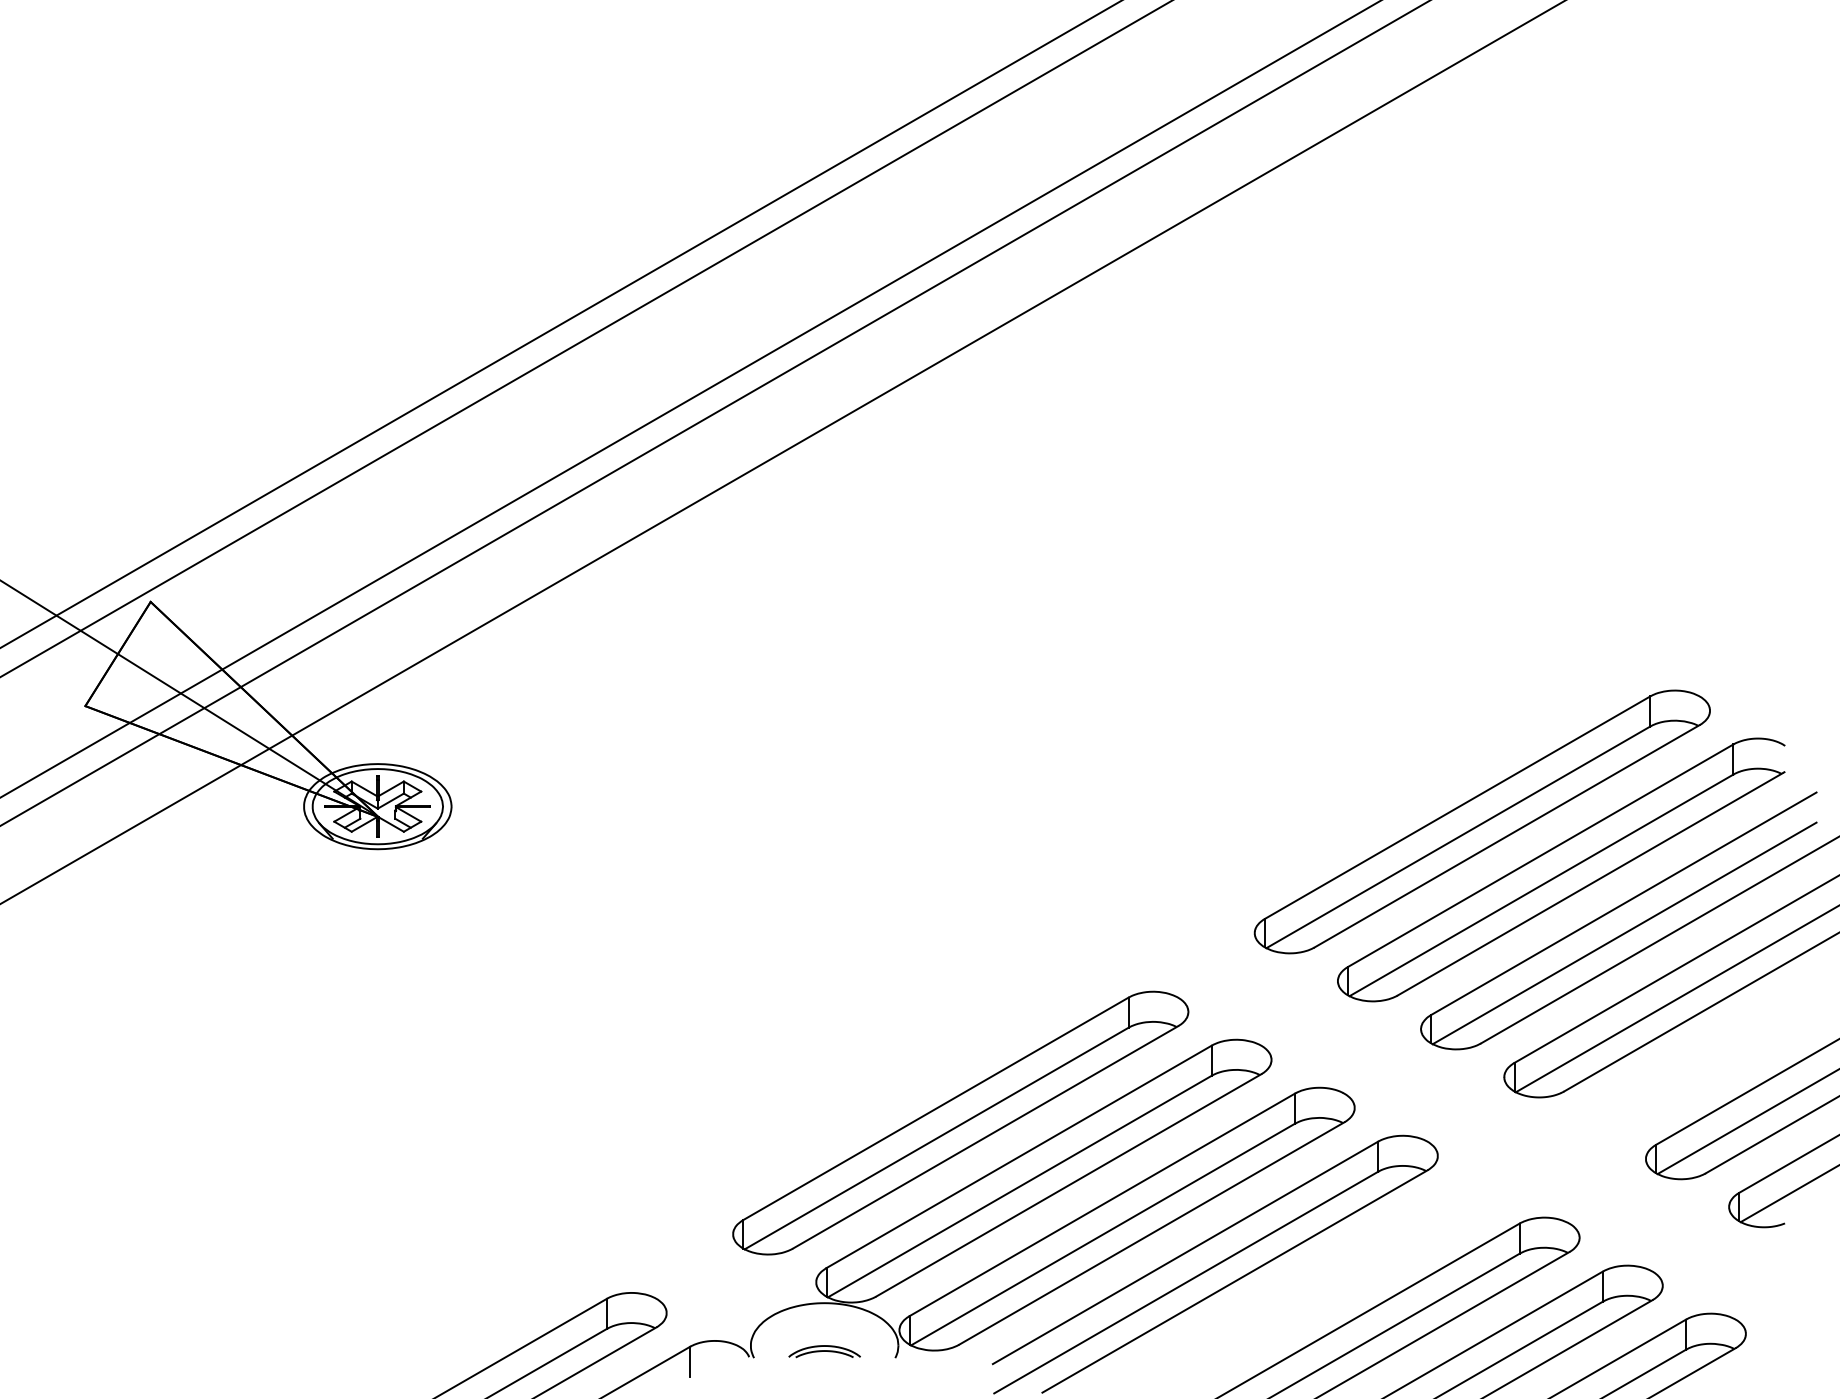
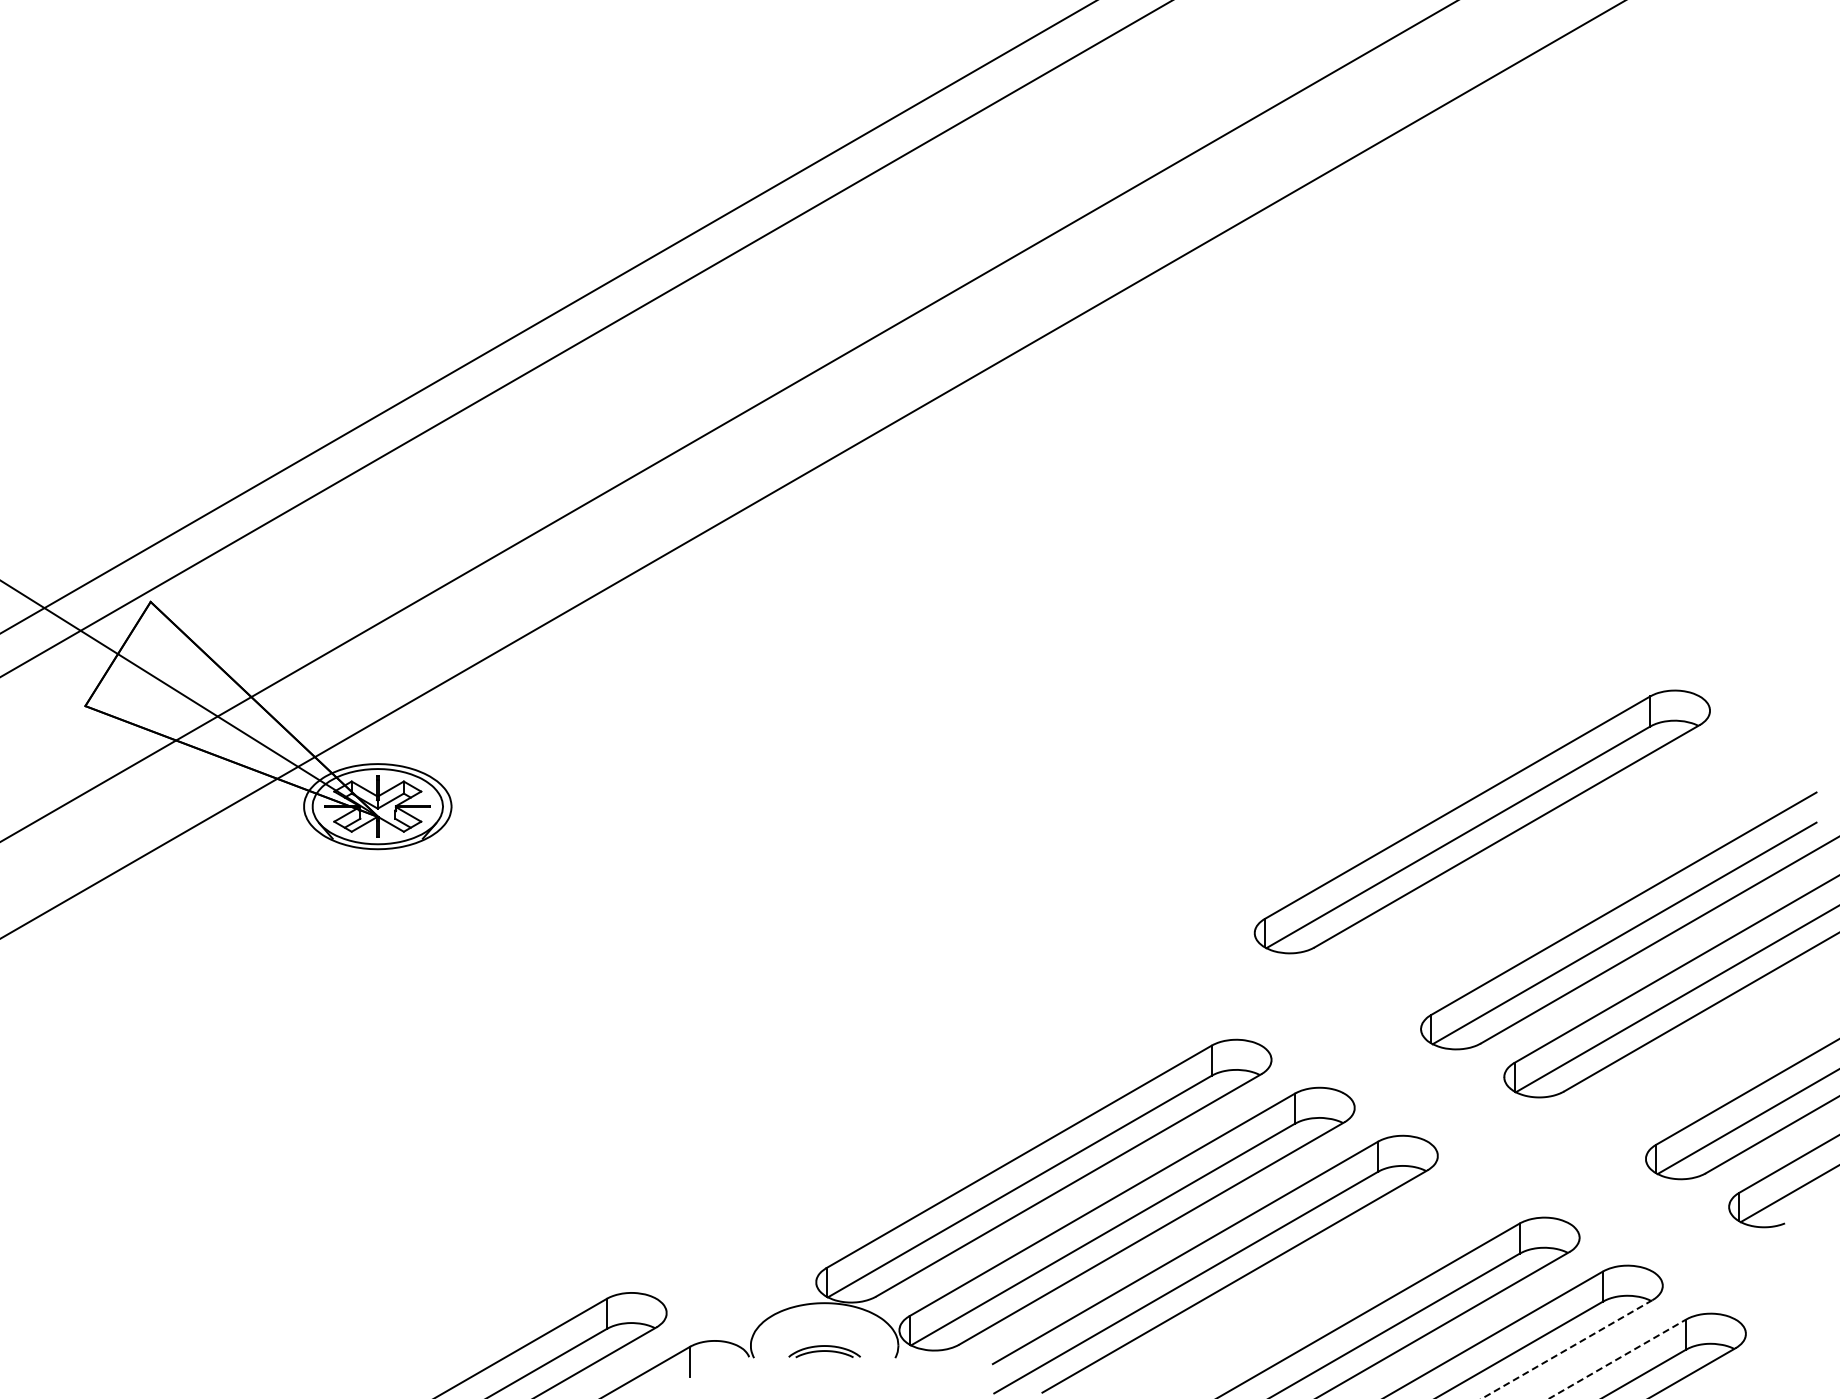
line position: (560, 324) -> (547, 317) (547, 317)
line: present -> none (689, 399)
line position: (714, 413) -> (728, 421) (728, 421)
line position: (782, 452) -> (812, 469) (812, 469)
part: present -> none (1561, 869)
part: present -> none (960, 1122)
line: solid -> dashed (1566, 1349)
line: solid -> dashed (1617, 1359)
